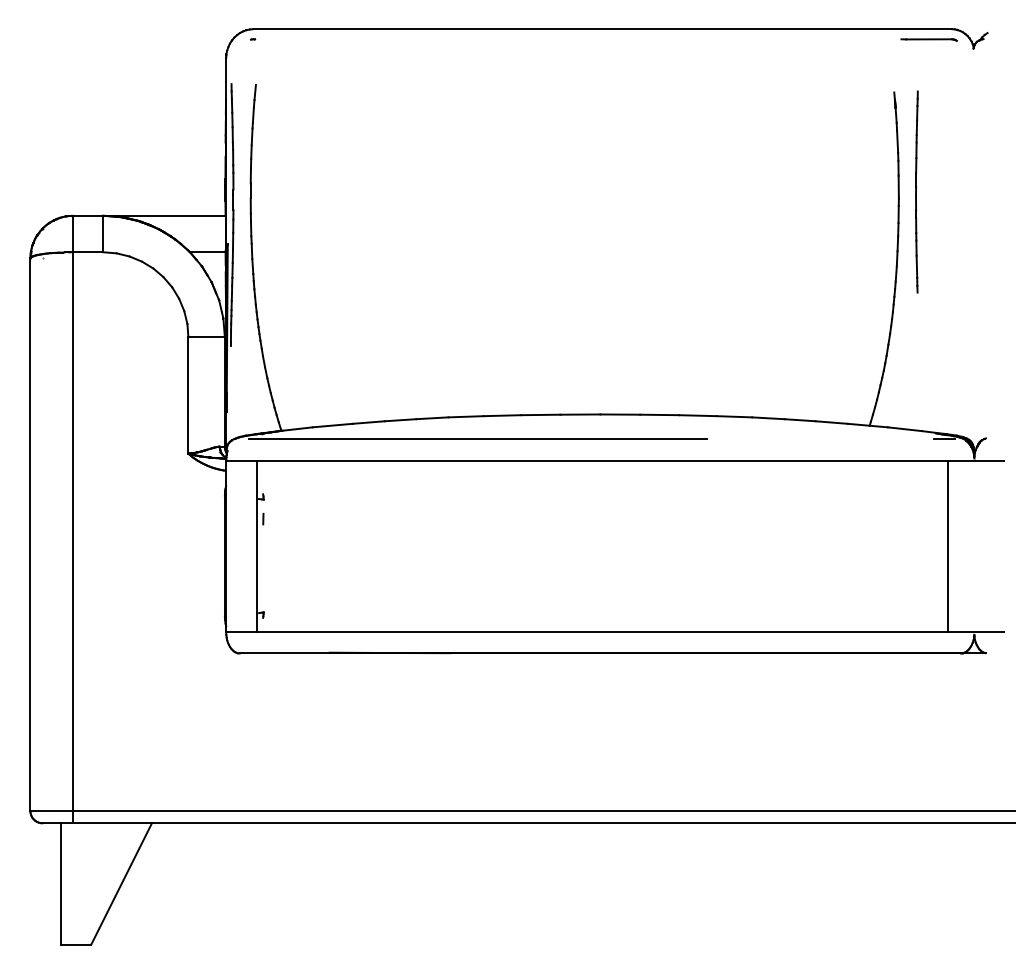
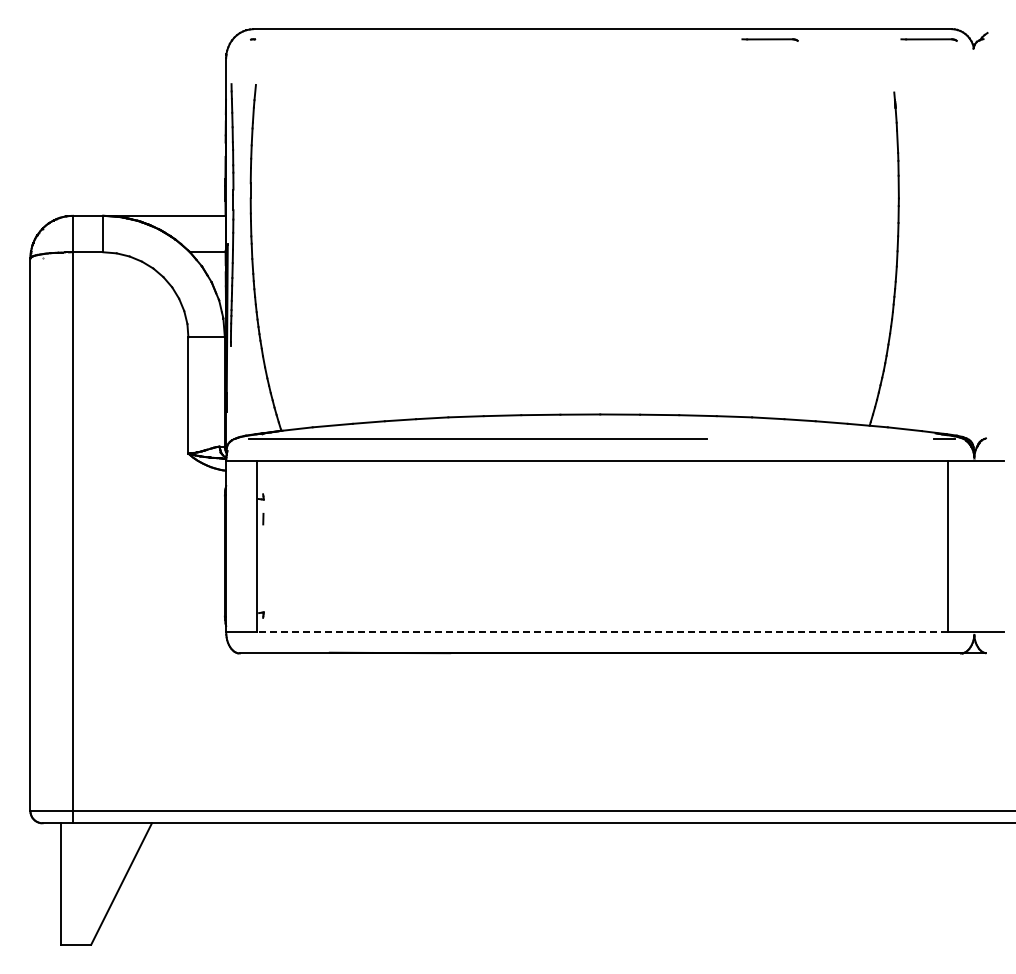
line: none -> present (769, 39)
line: present -> none (916, 191)
line: solid -> dashed (602, 632)
